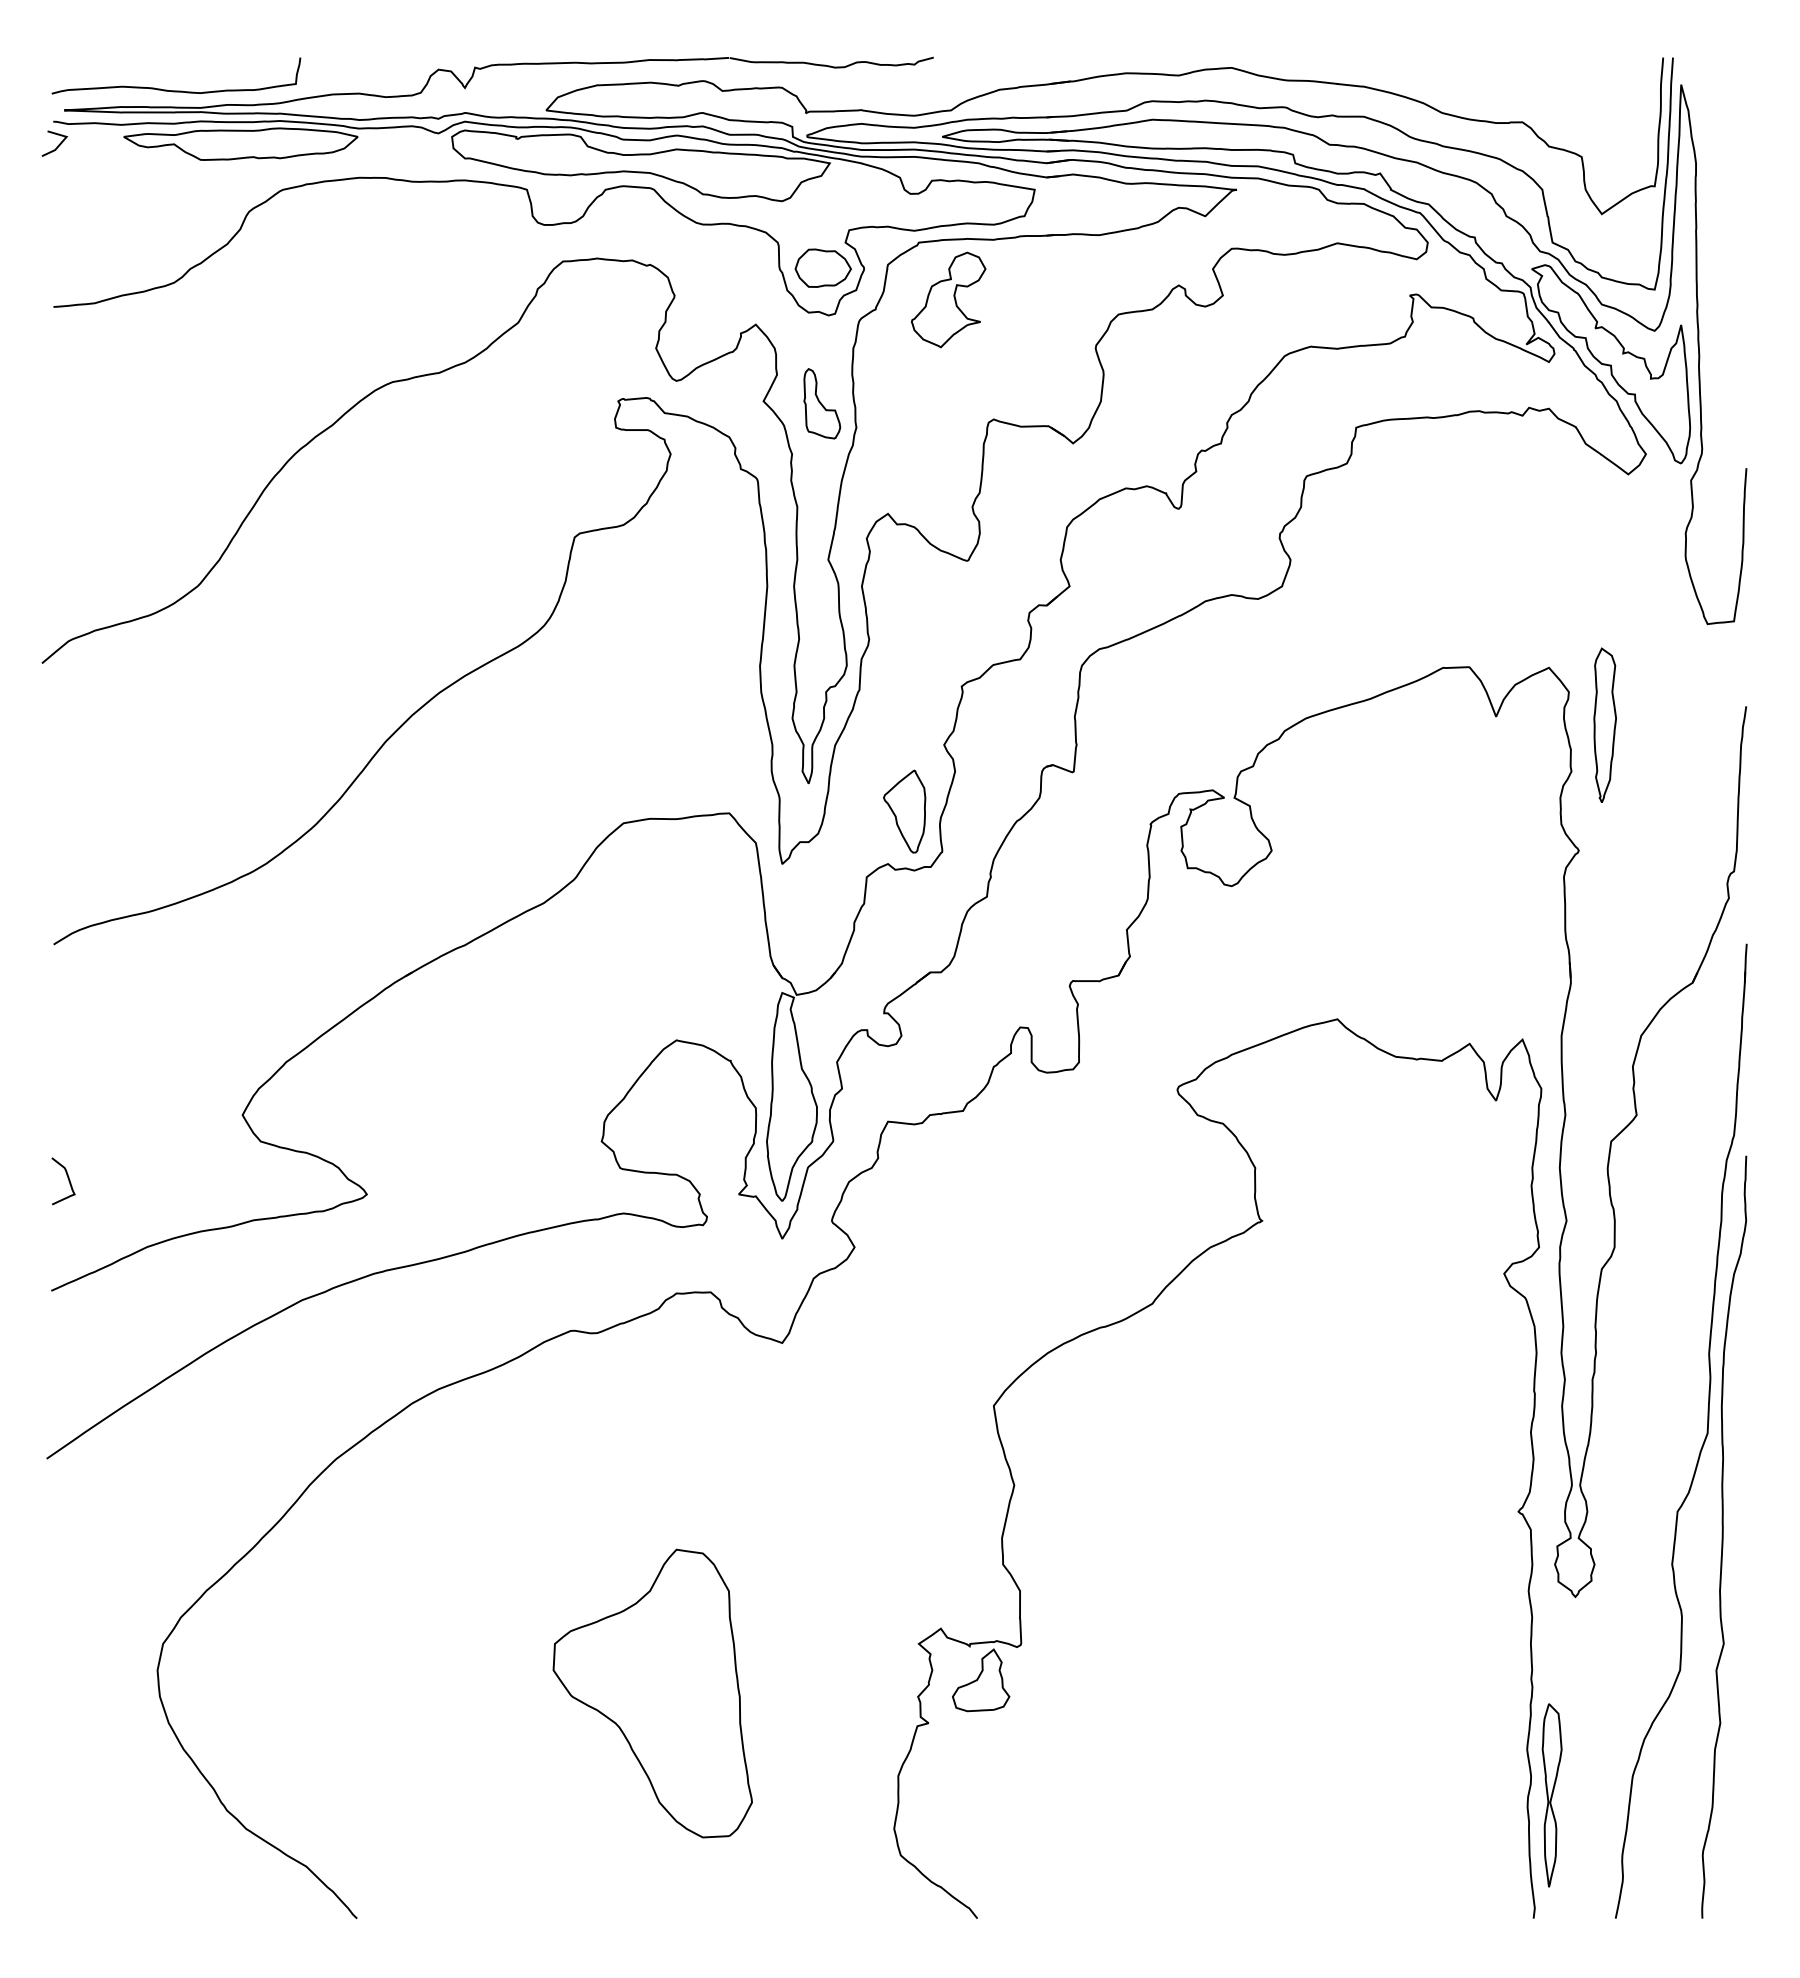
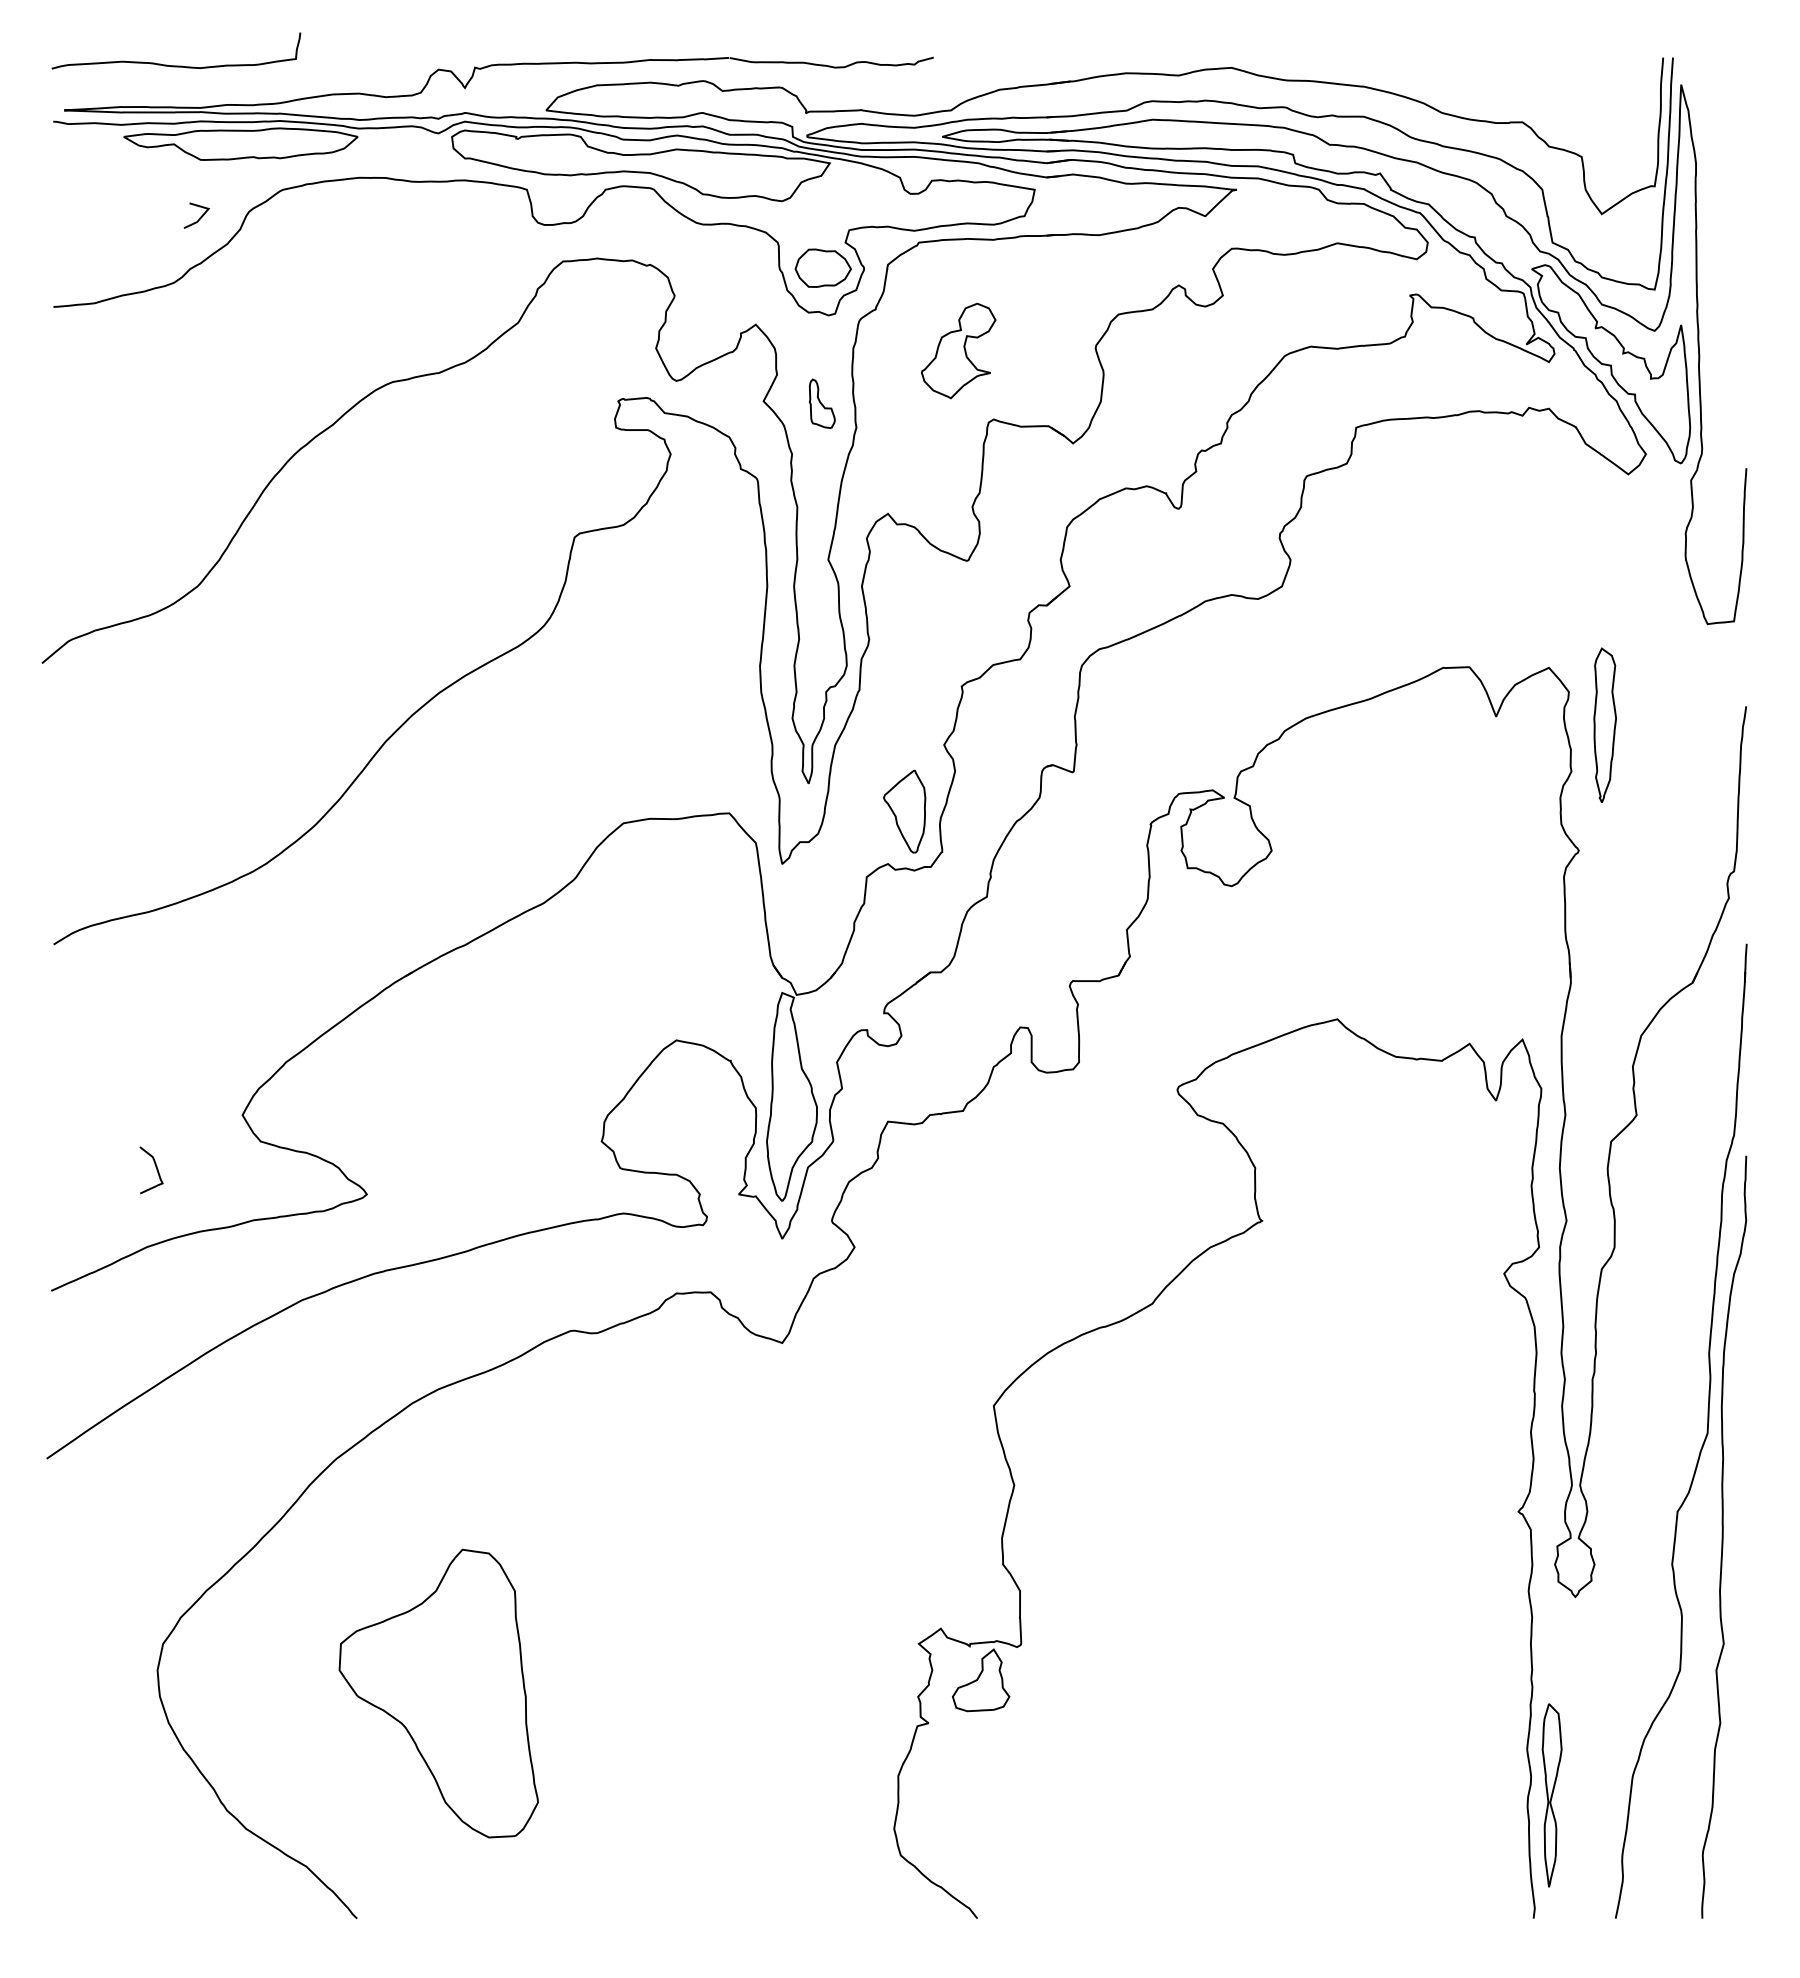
curve position: (176, 90) -> (176, 65) (176, 65)
line position: (57, 145) -> (199, 217) (199, 217)
part position: (948, 299) -> (958, 350) (958, 350)
part size: 39x72 px -> 27x51 px (822, 403)
curve position: (67, 1178) -> (155, 1167) (155, 1167)
part position: (652, 1693) -> (438, 1693) (438, 1693)
